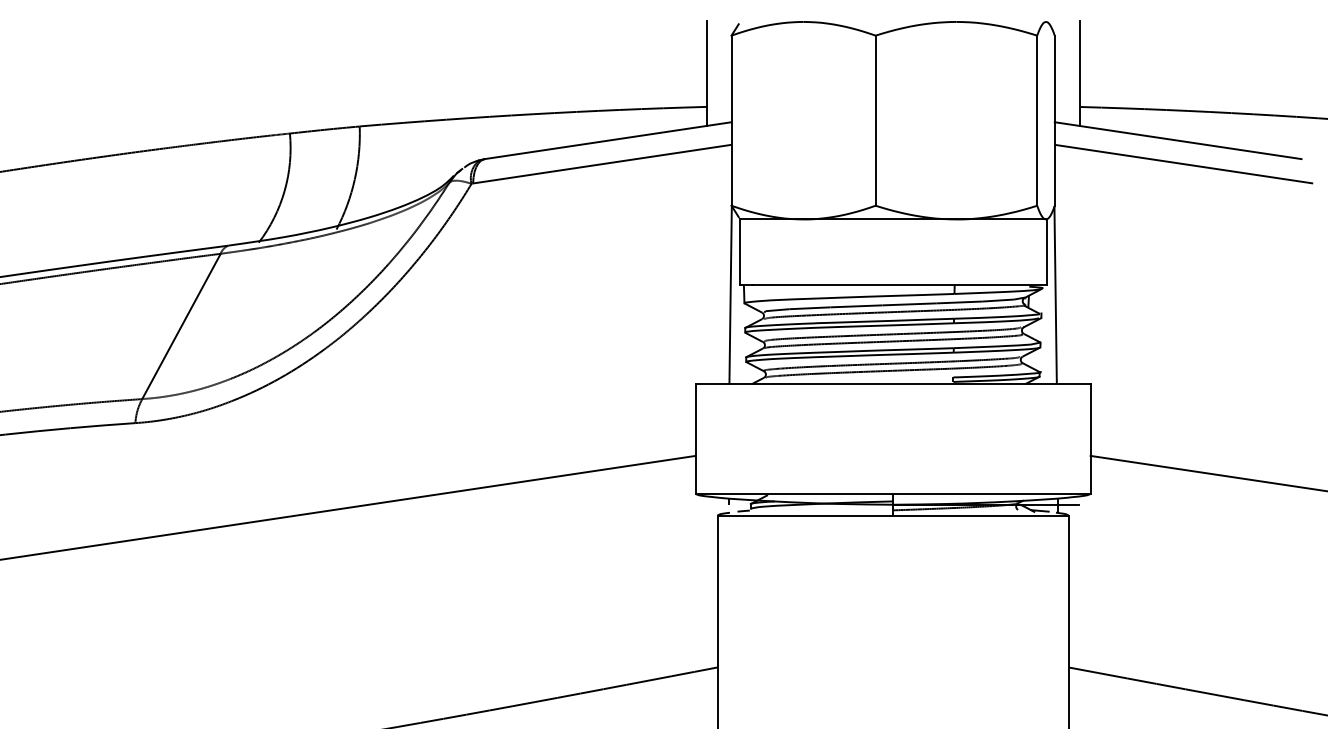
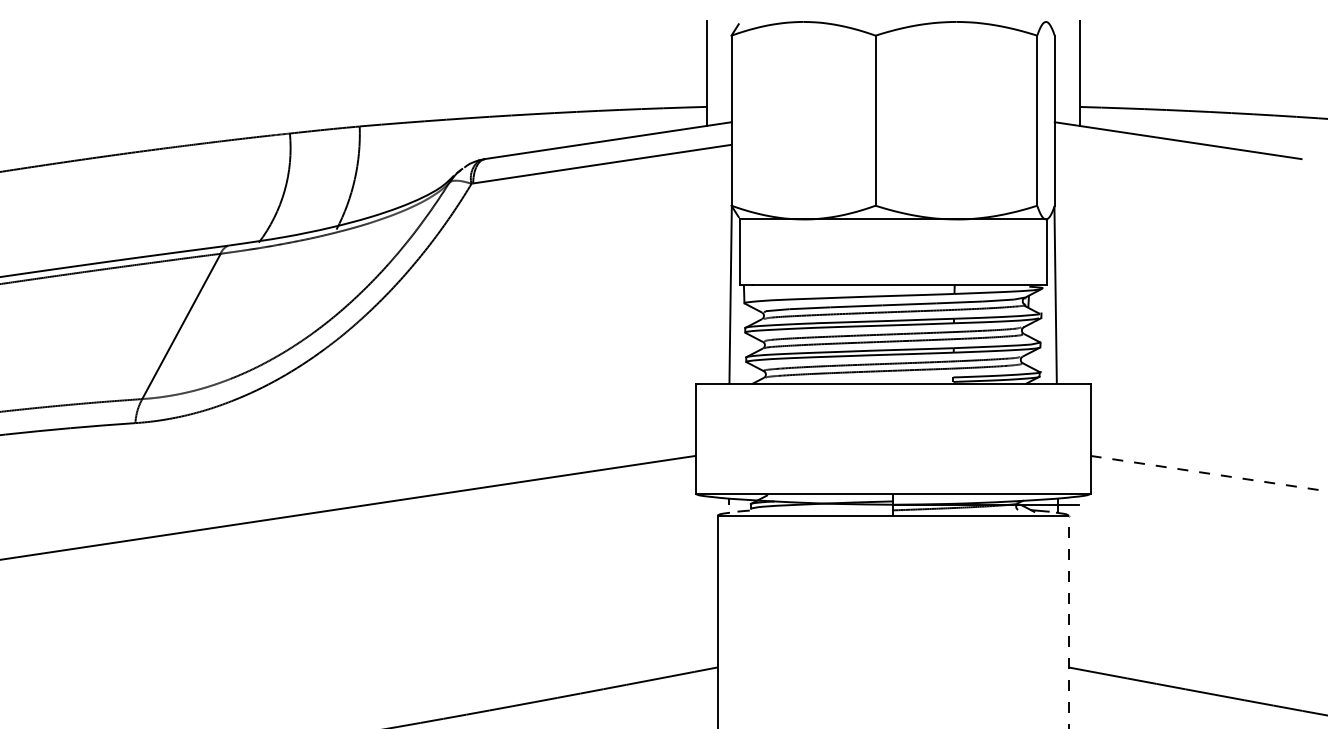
line: present -> none (1183, 163)
line: solid -> dashed (1209, 473)
line: solid -> dashed (1068, 621)
